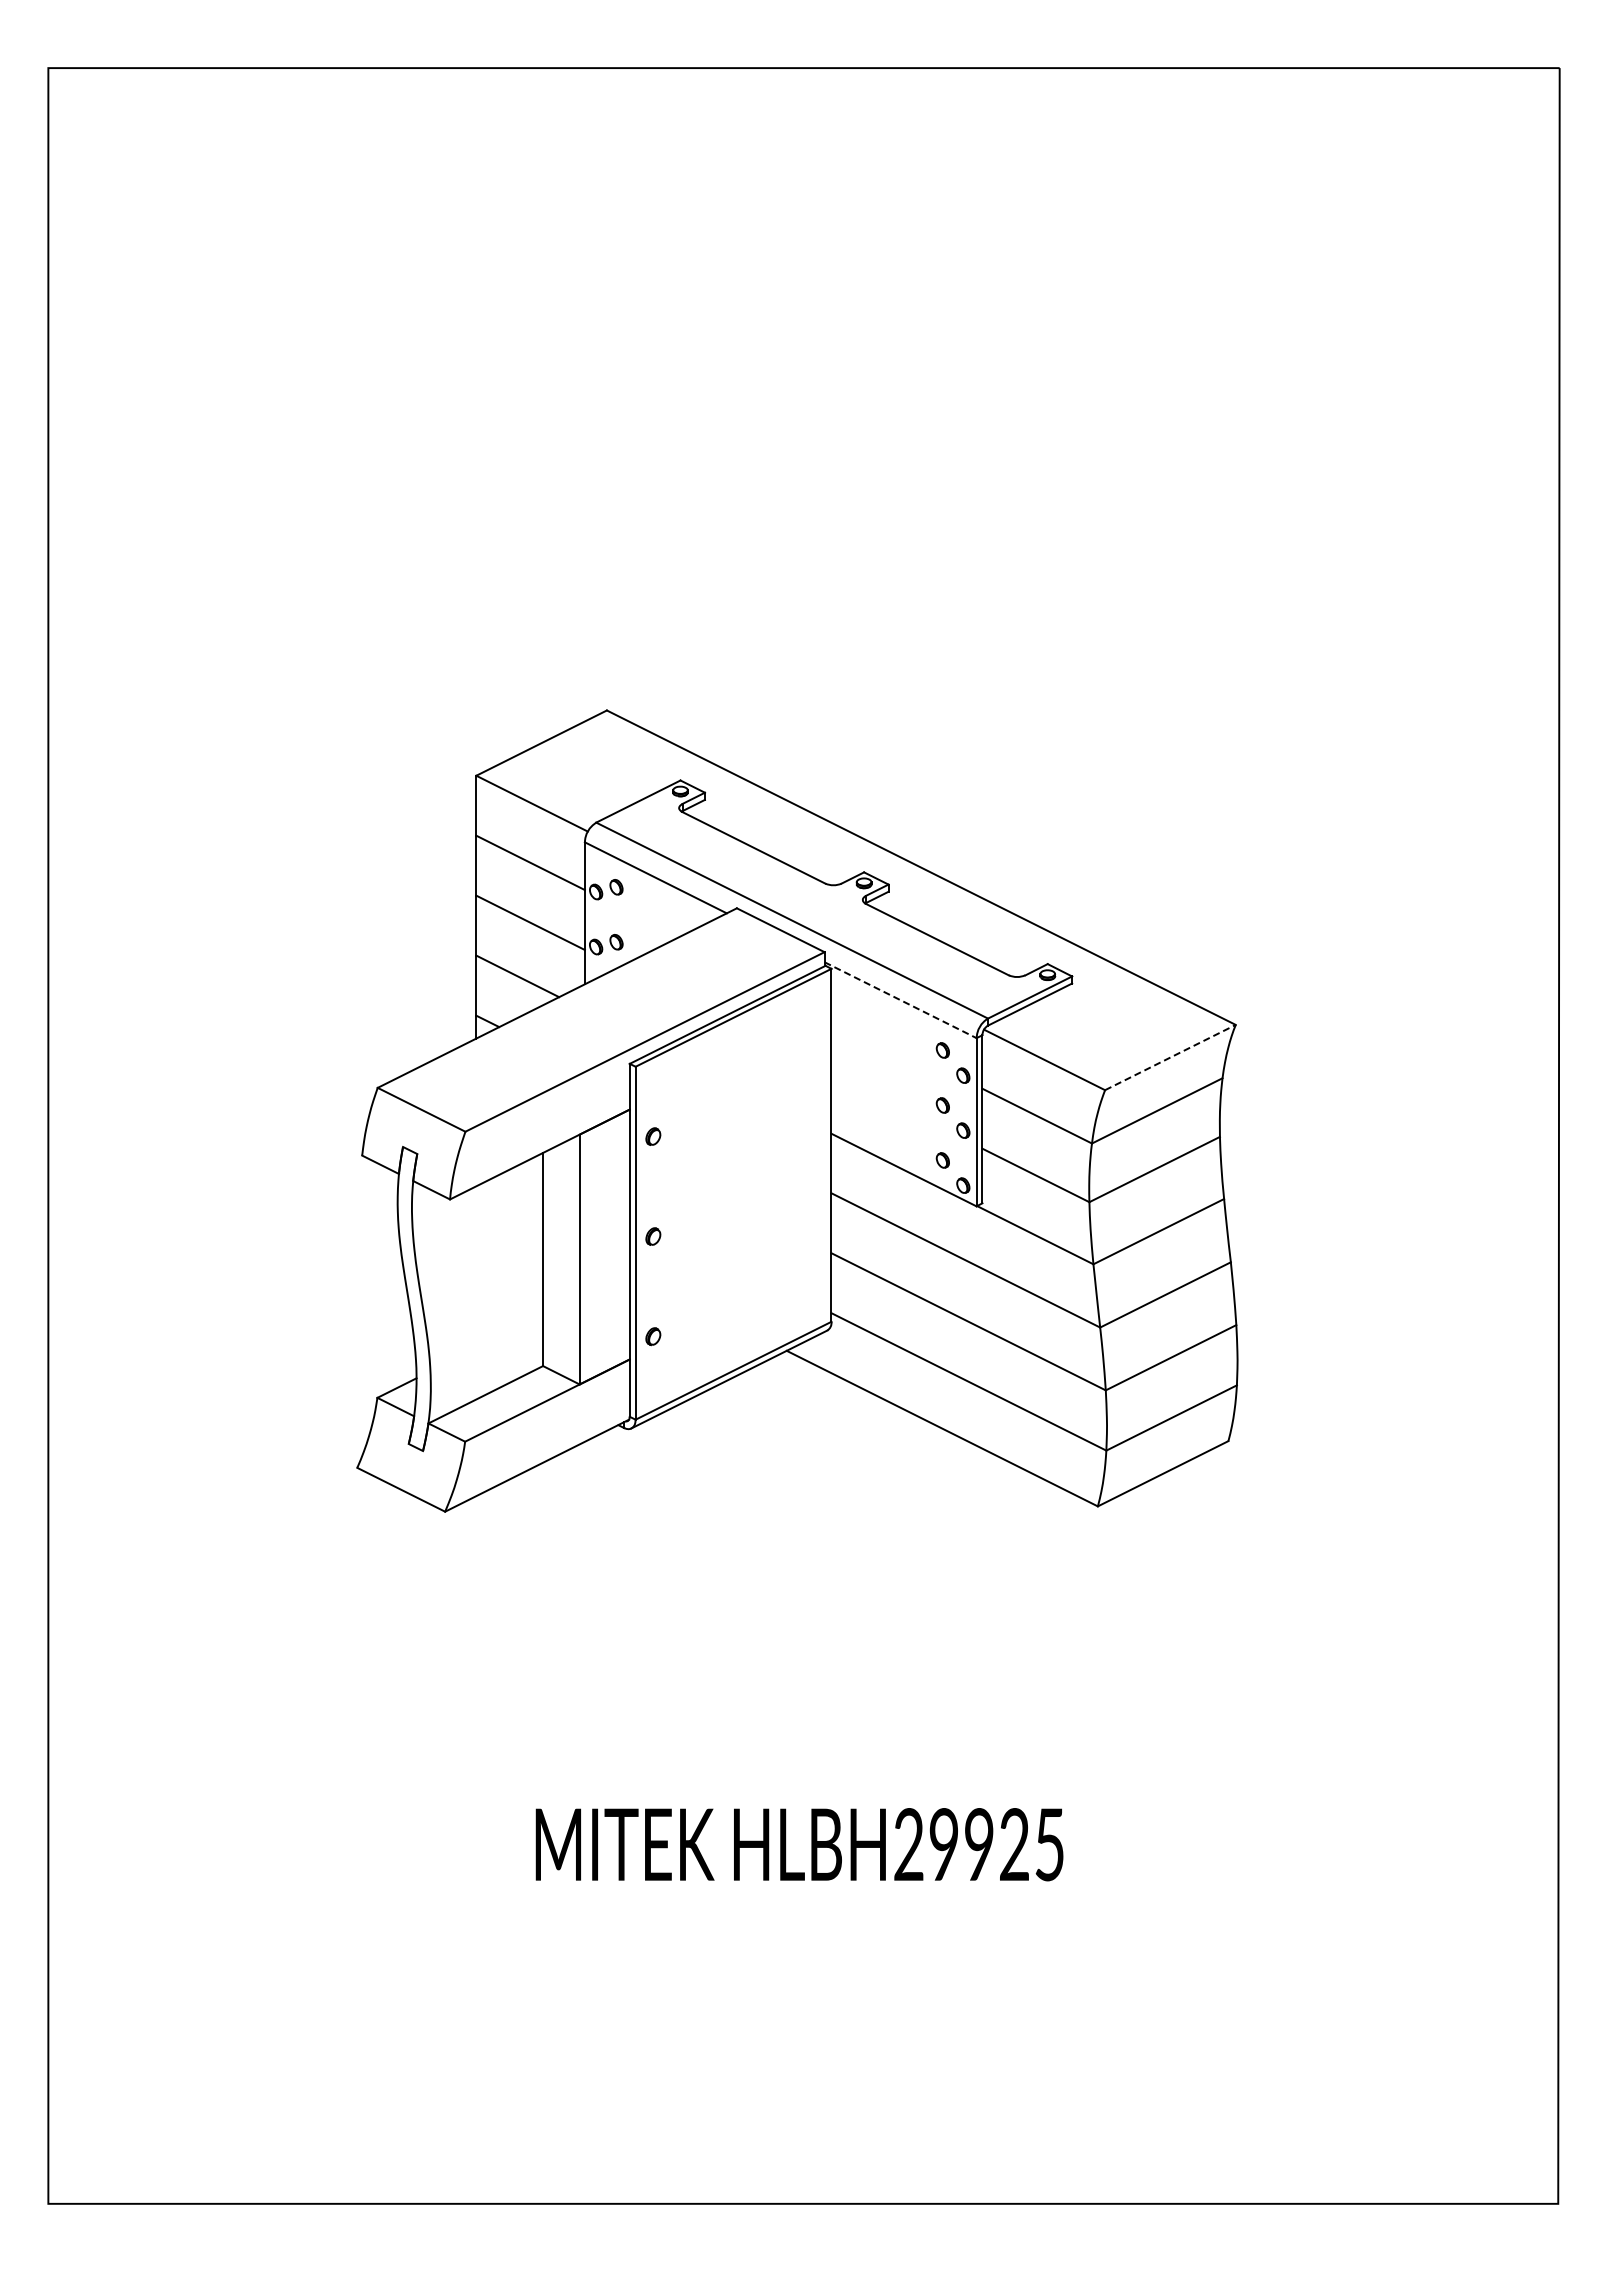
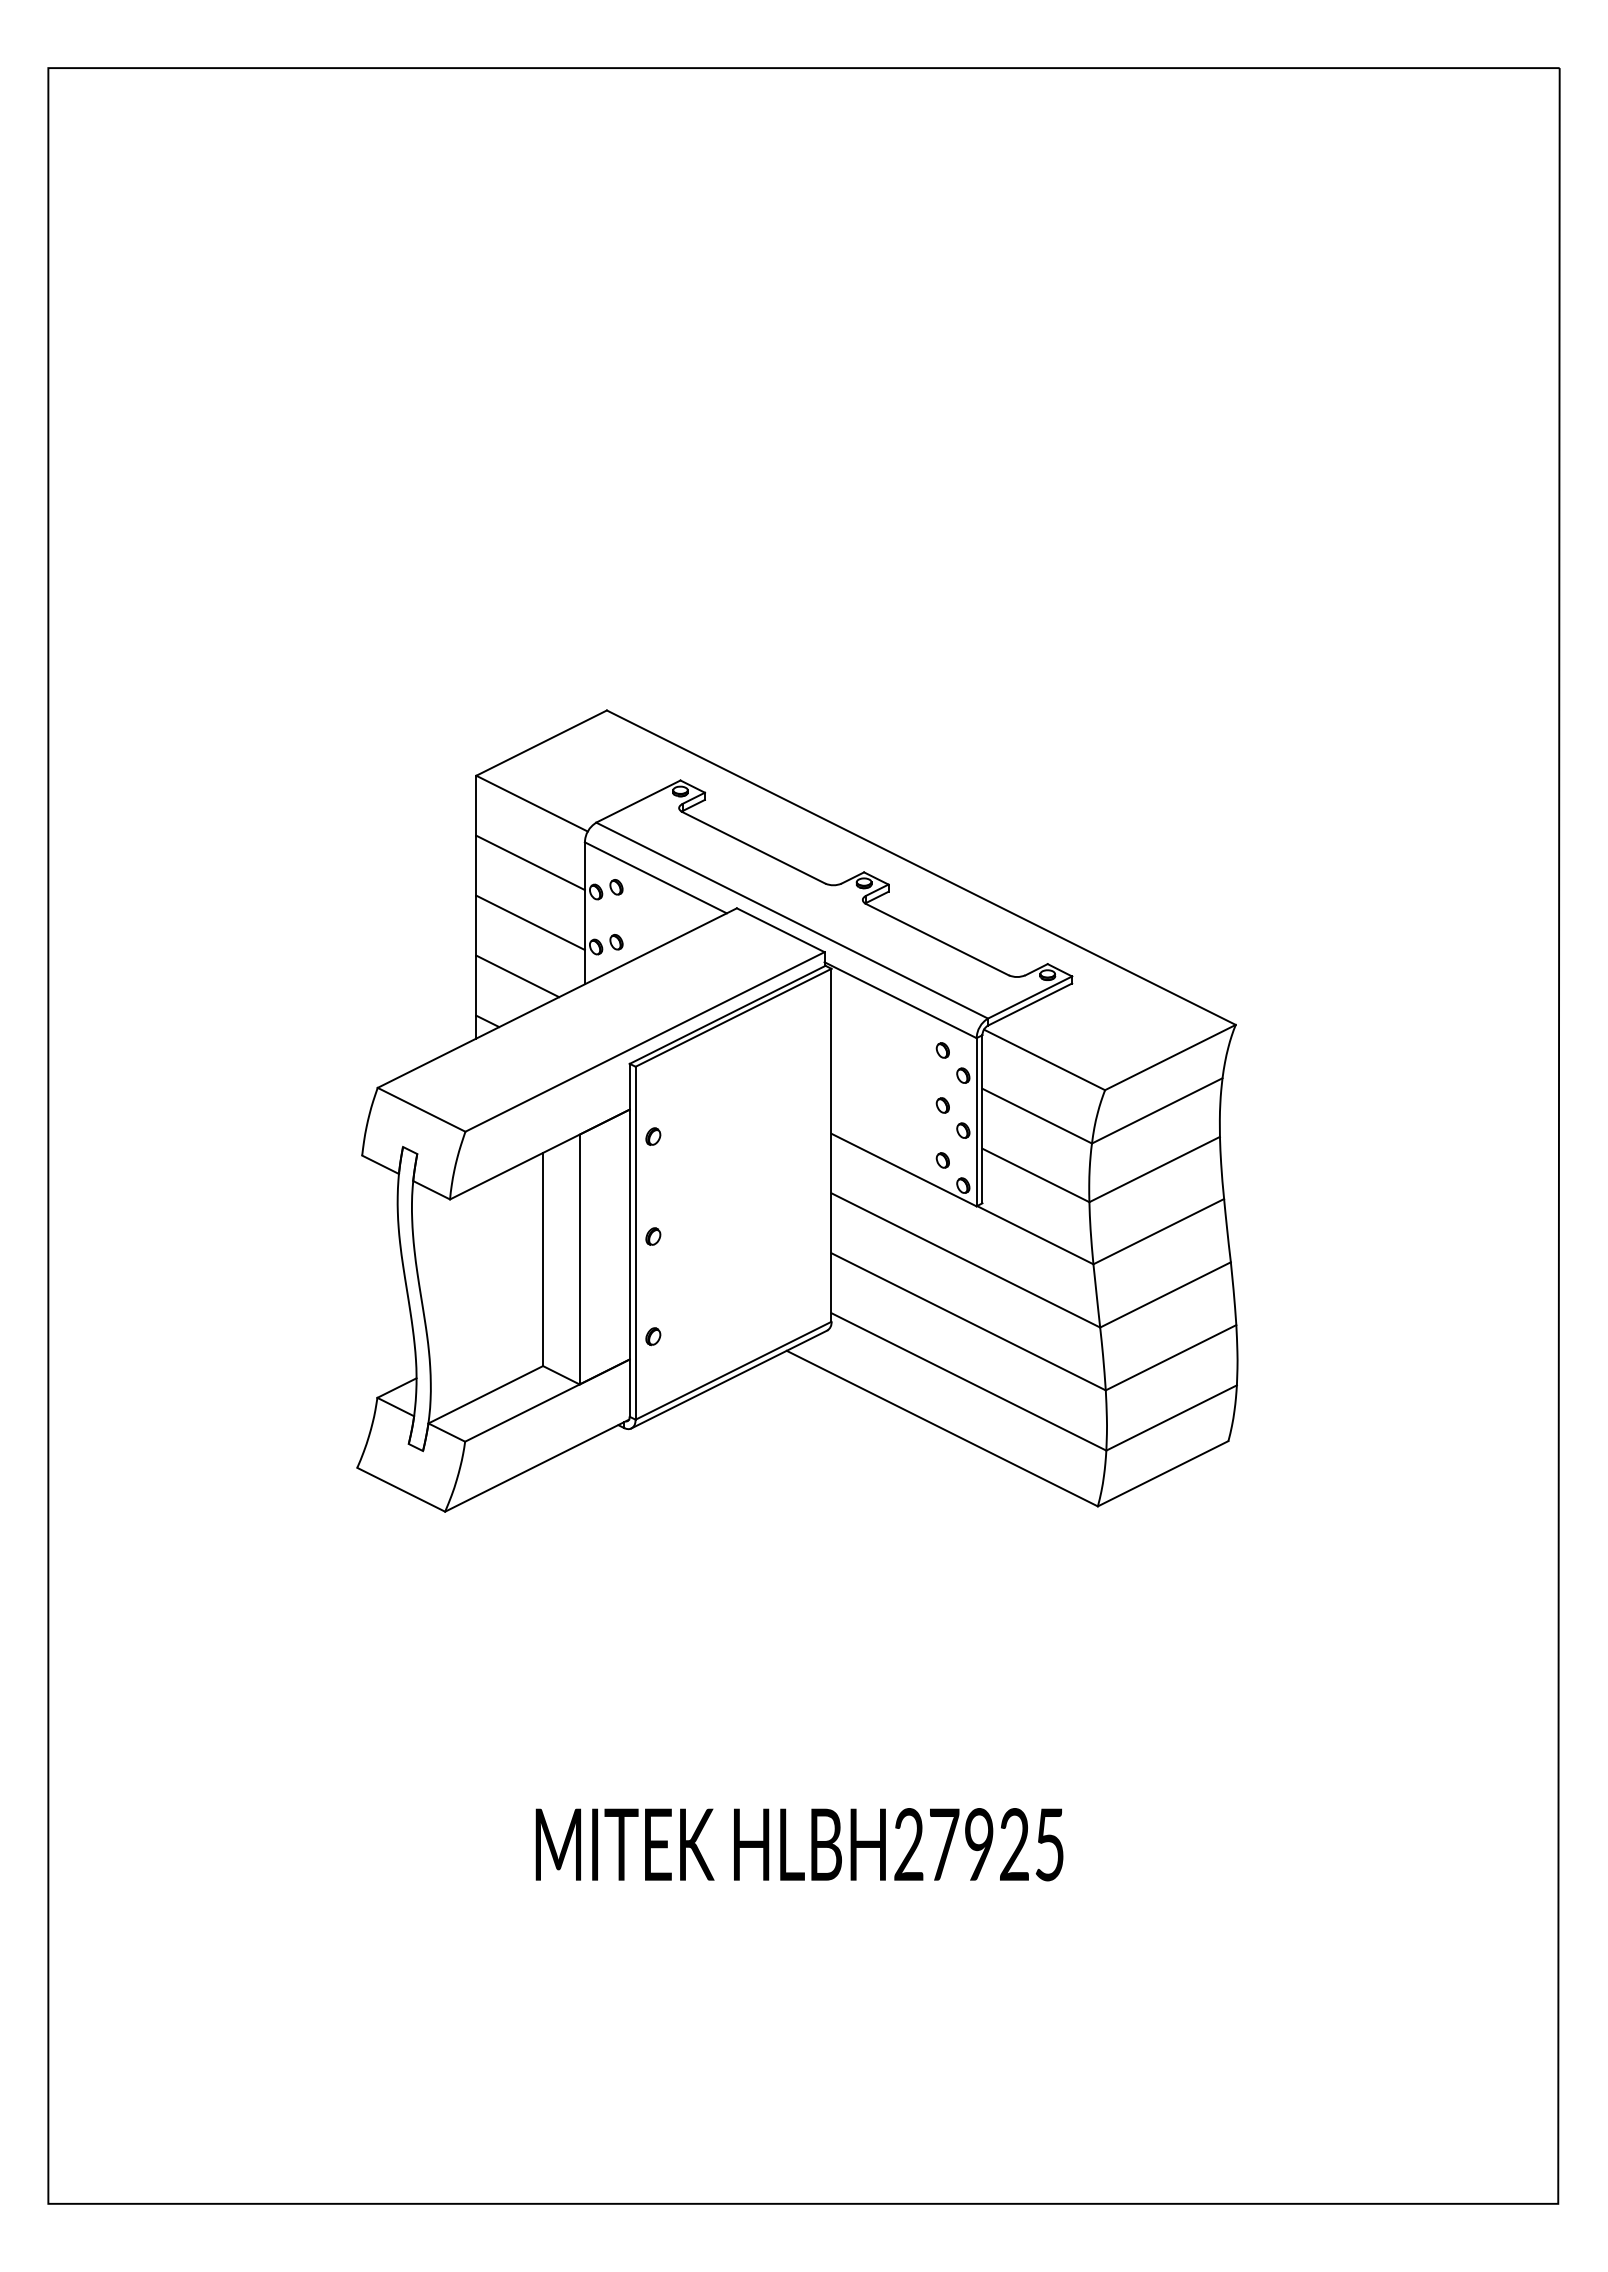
line: dashed -> solid (900, 1000)
line: dashed -> solid (1170, 1057)
text: HLBH29925 -> HLBH27925 (944, 1844)
